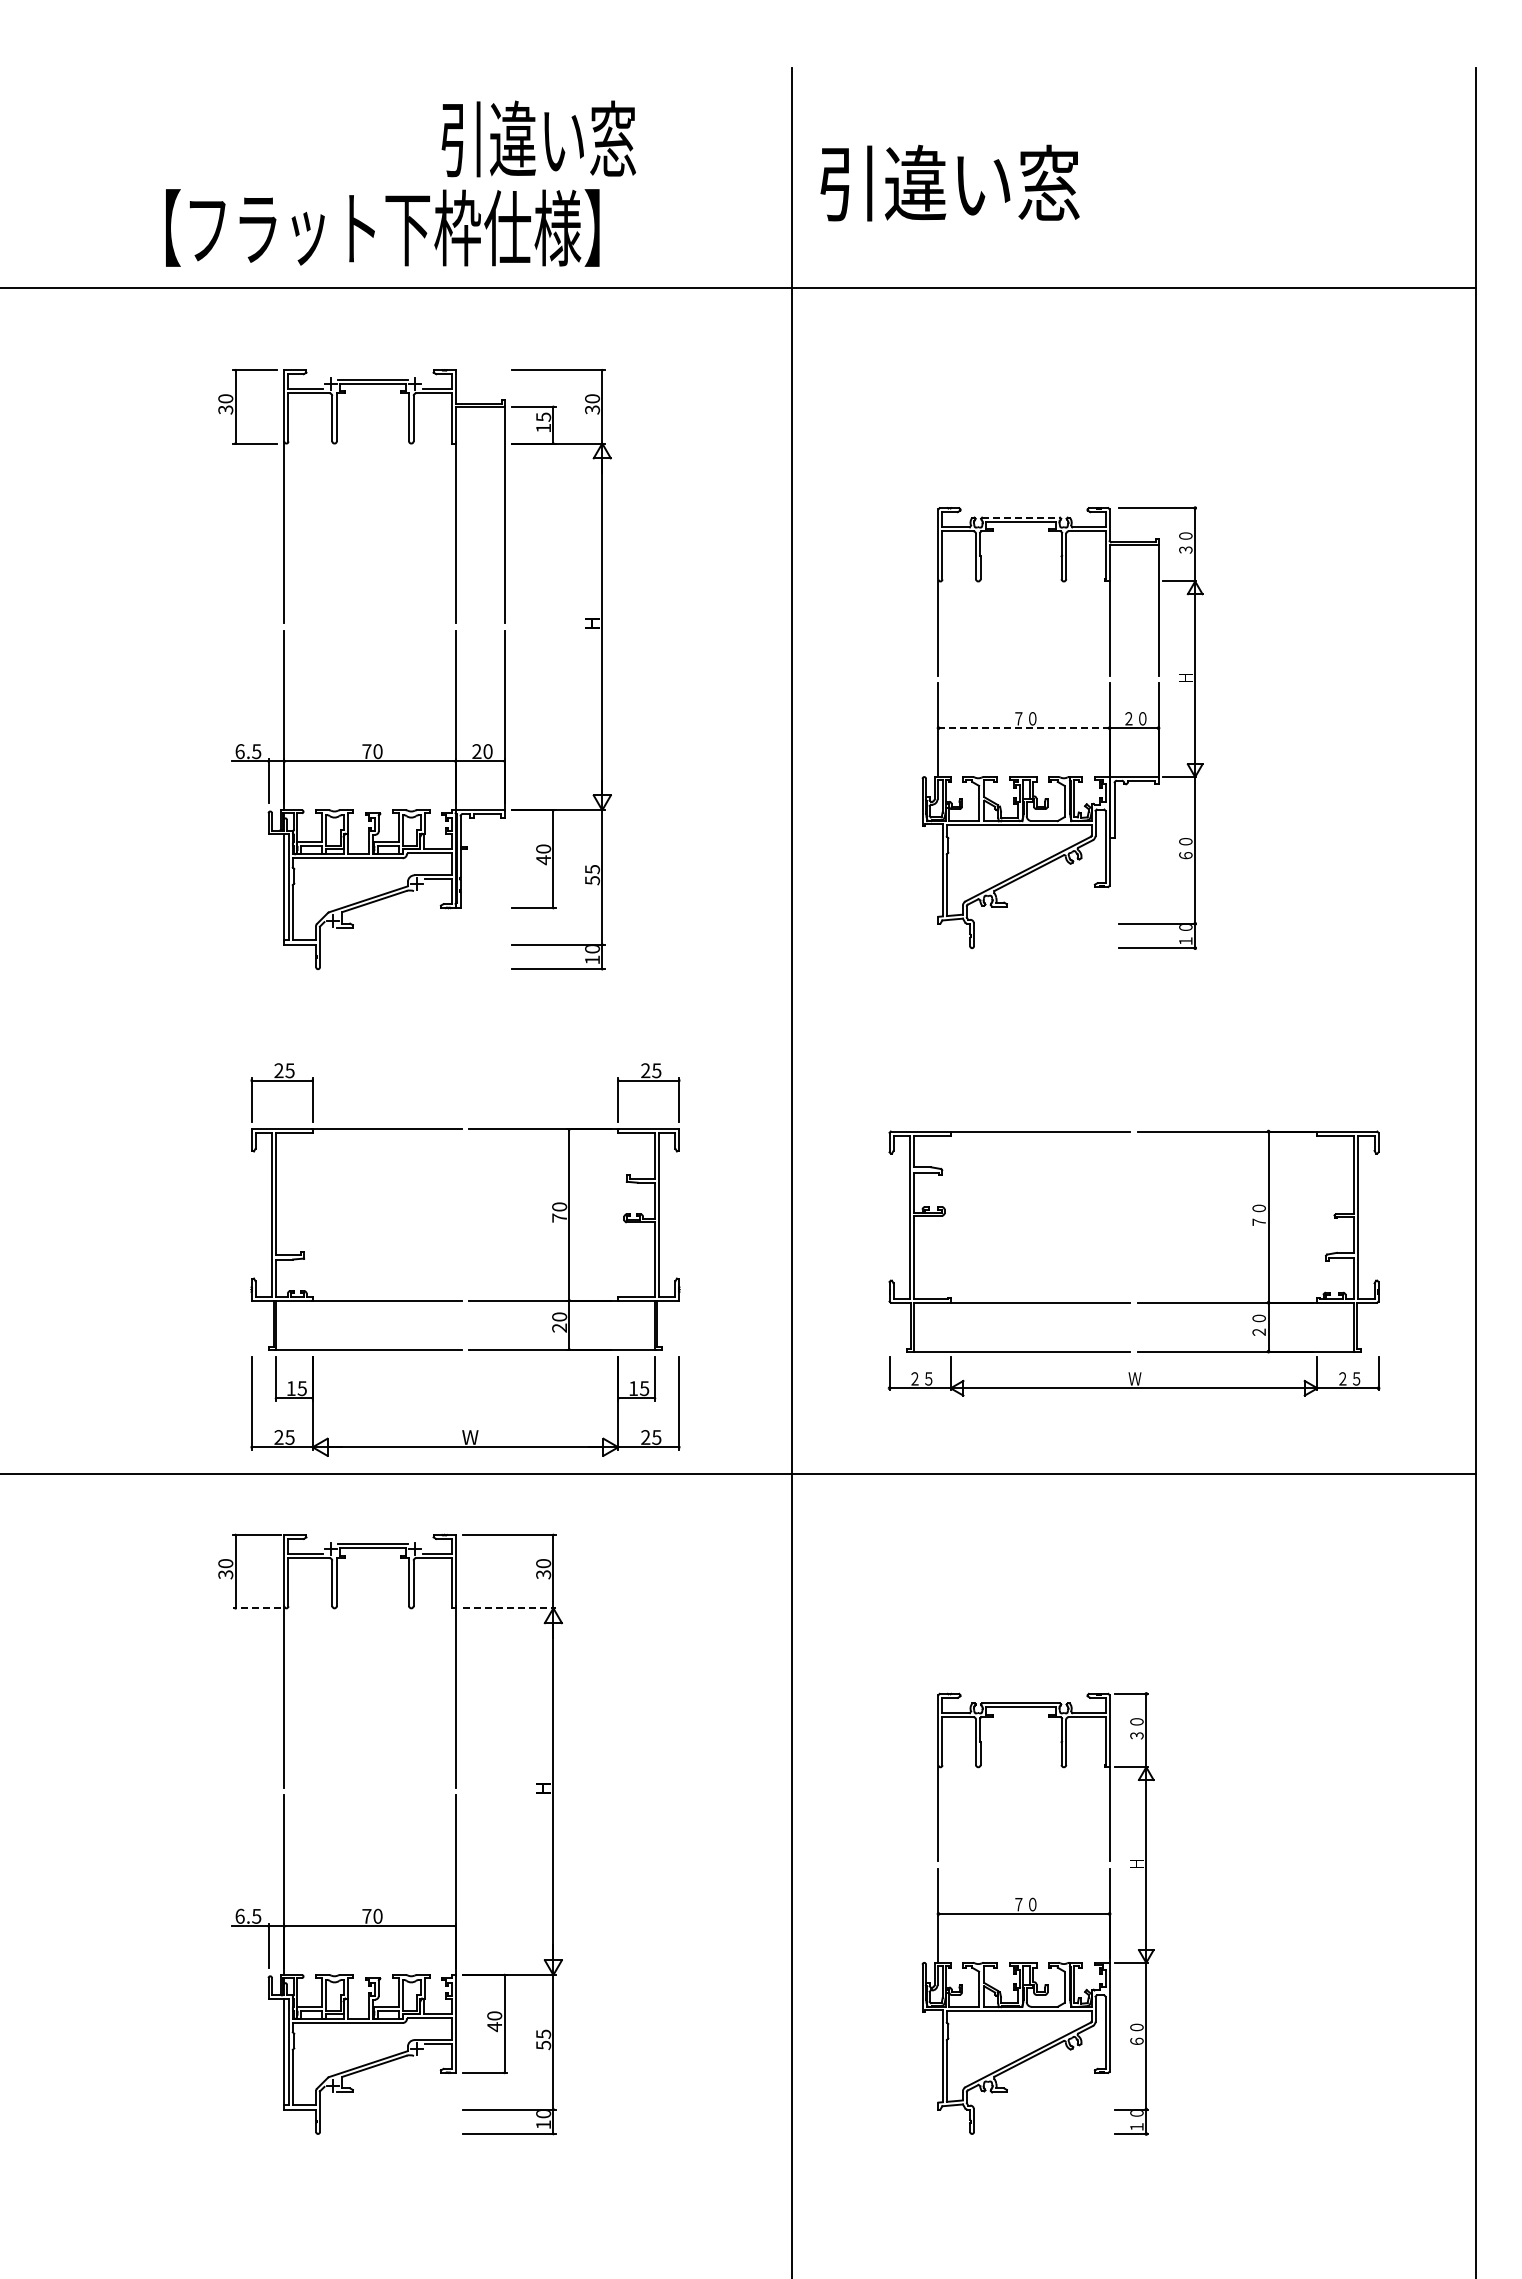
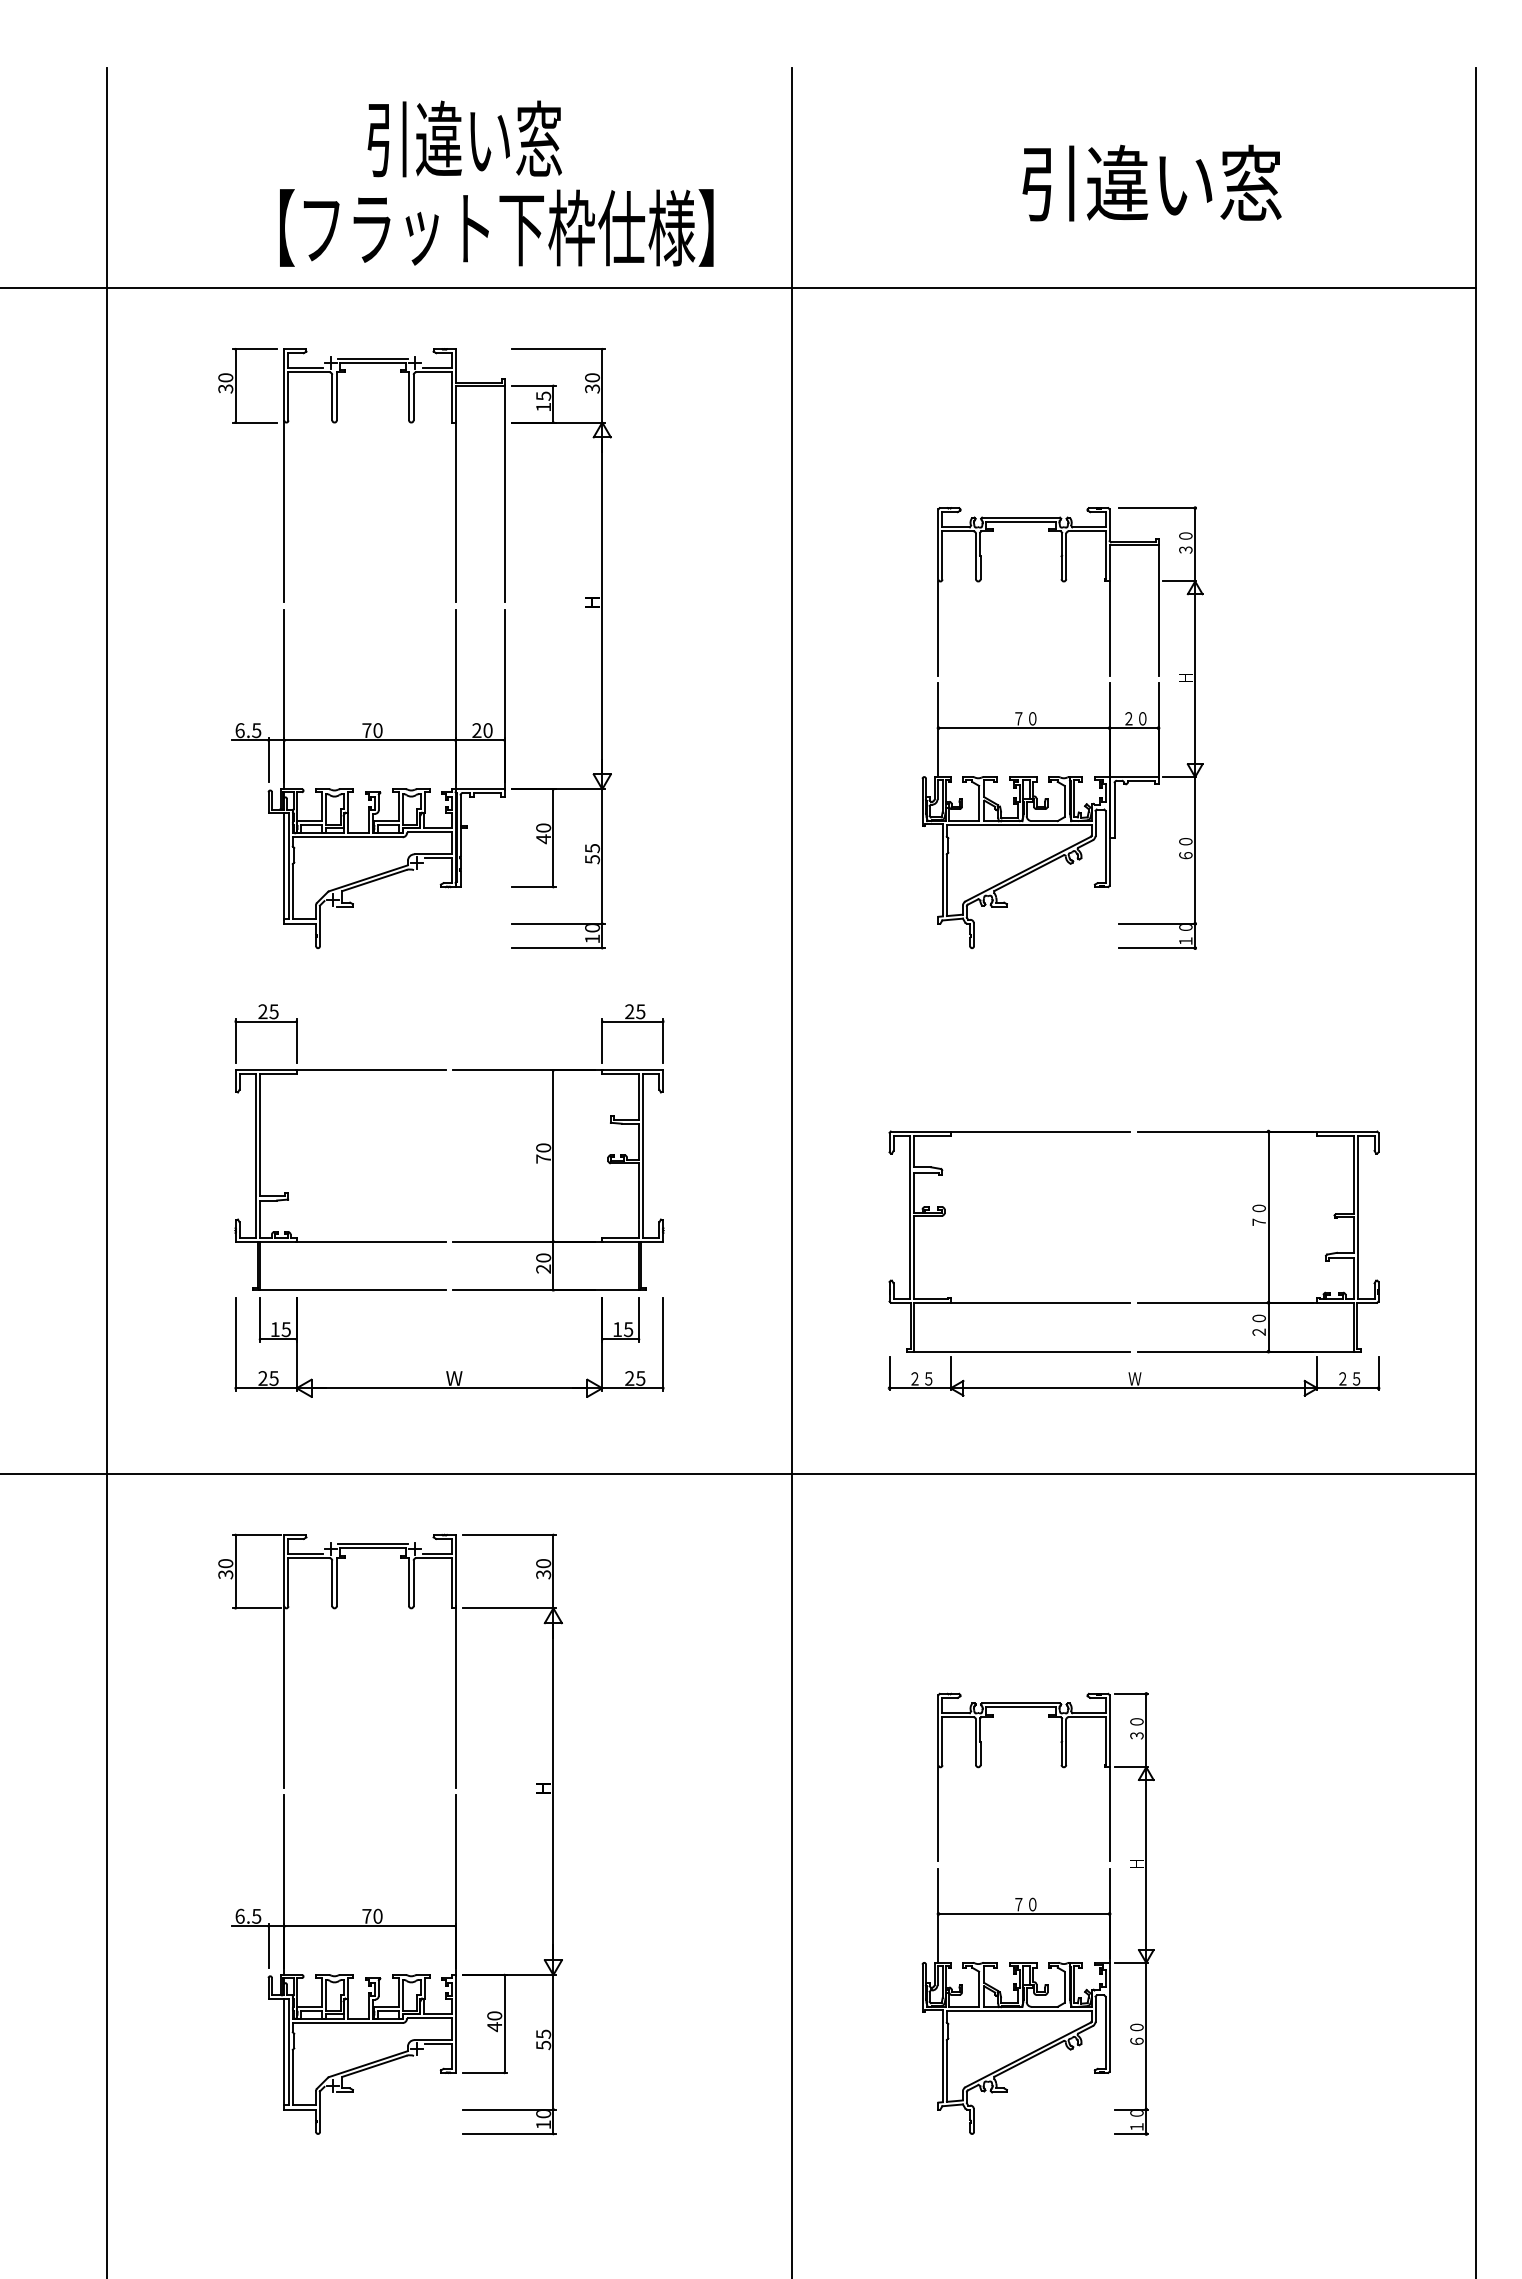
text position: (538, 138) -> (464, 138) (464, 138)
text position: (949, 182) -> (1151, 182) (1151, 182)
text position: (382, 227) -> (496, 227) (496, 227)
line: dashed -> solid (1021, 517)
part position: (455, 669) -> (455, 648) (455, 648)
line: dashed -> solid (1024, 728)
line: none -> present (107, 1171)
part position: (462, 1300) -> (446, 1241) (446, 1241)
line: dashed -> solid (257, 1608)
line: dashed -> solid (509, 1608)
